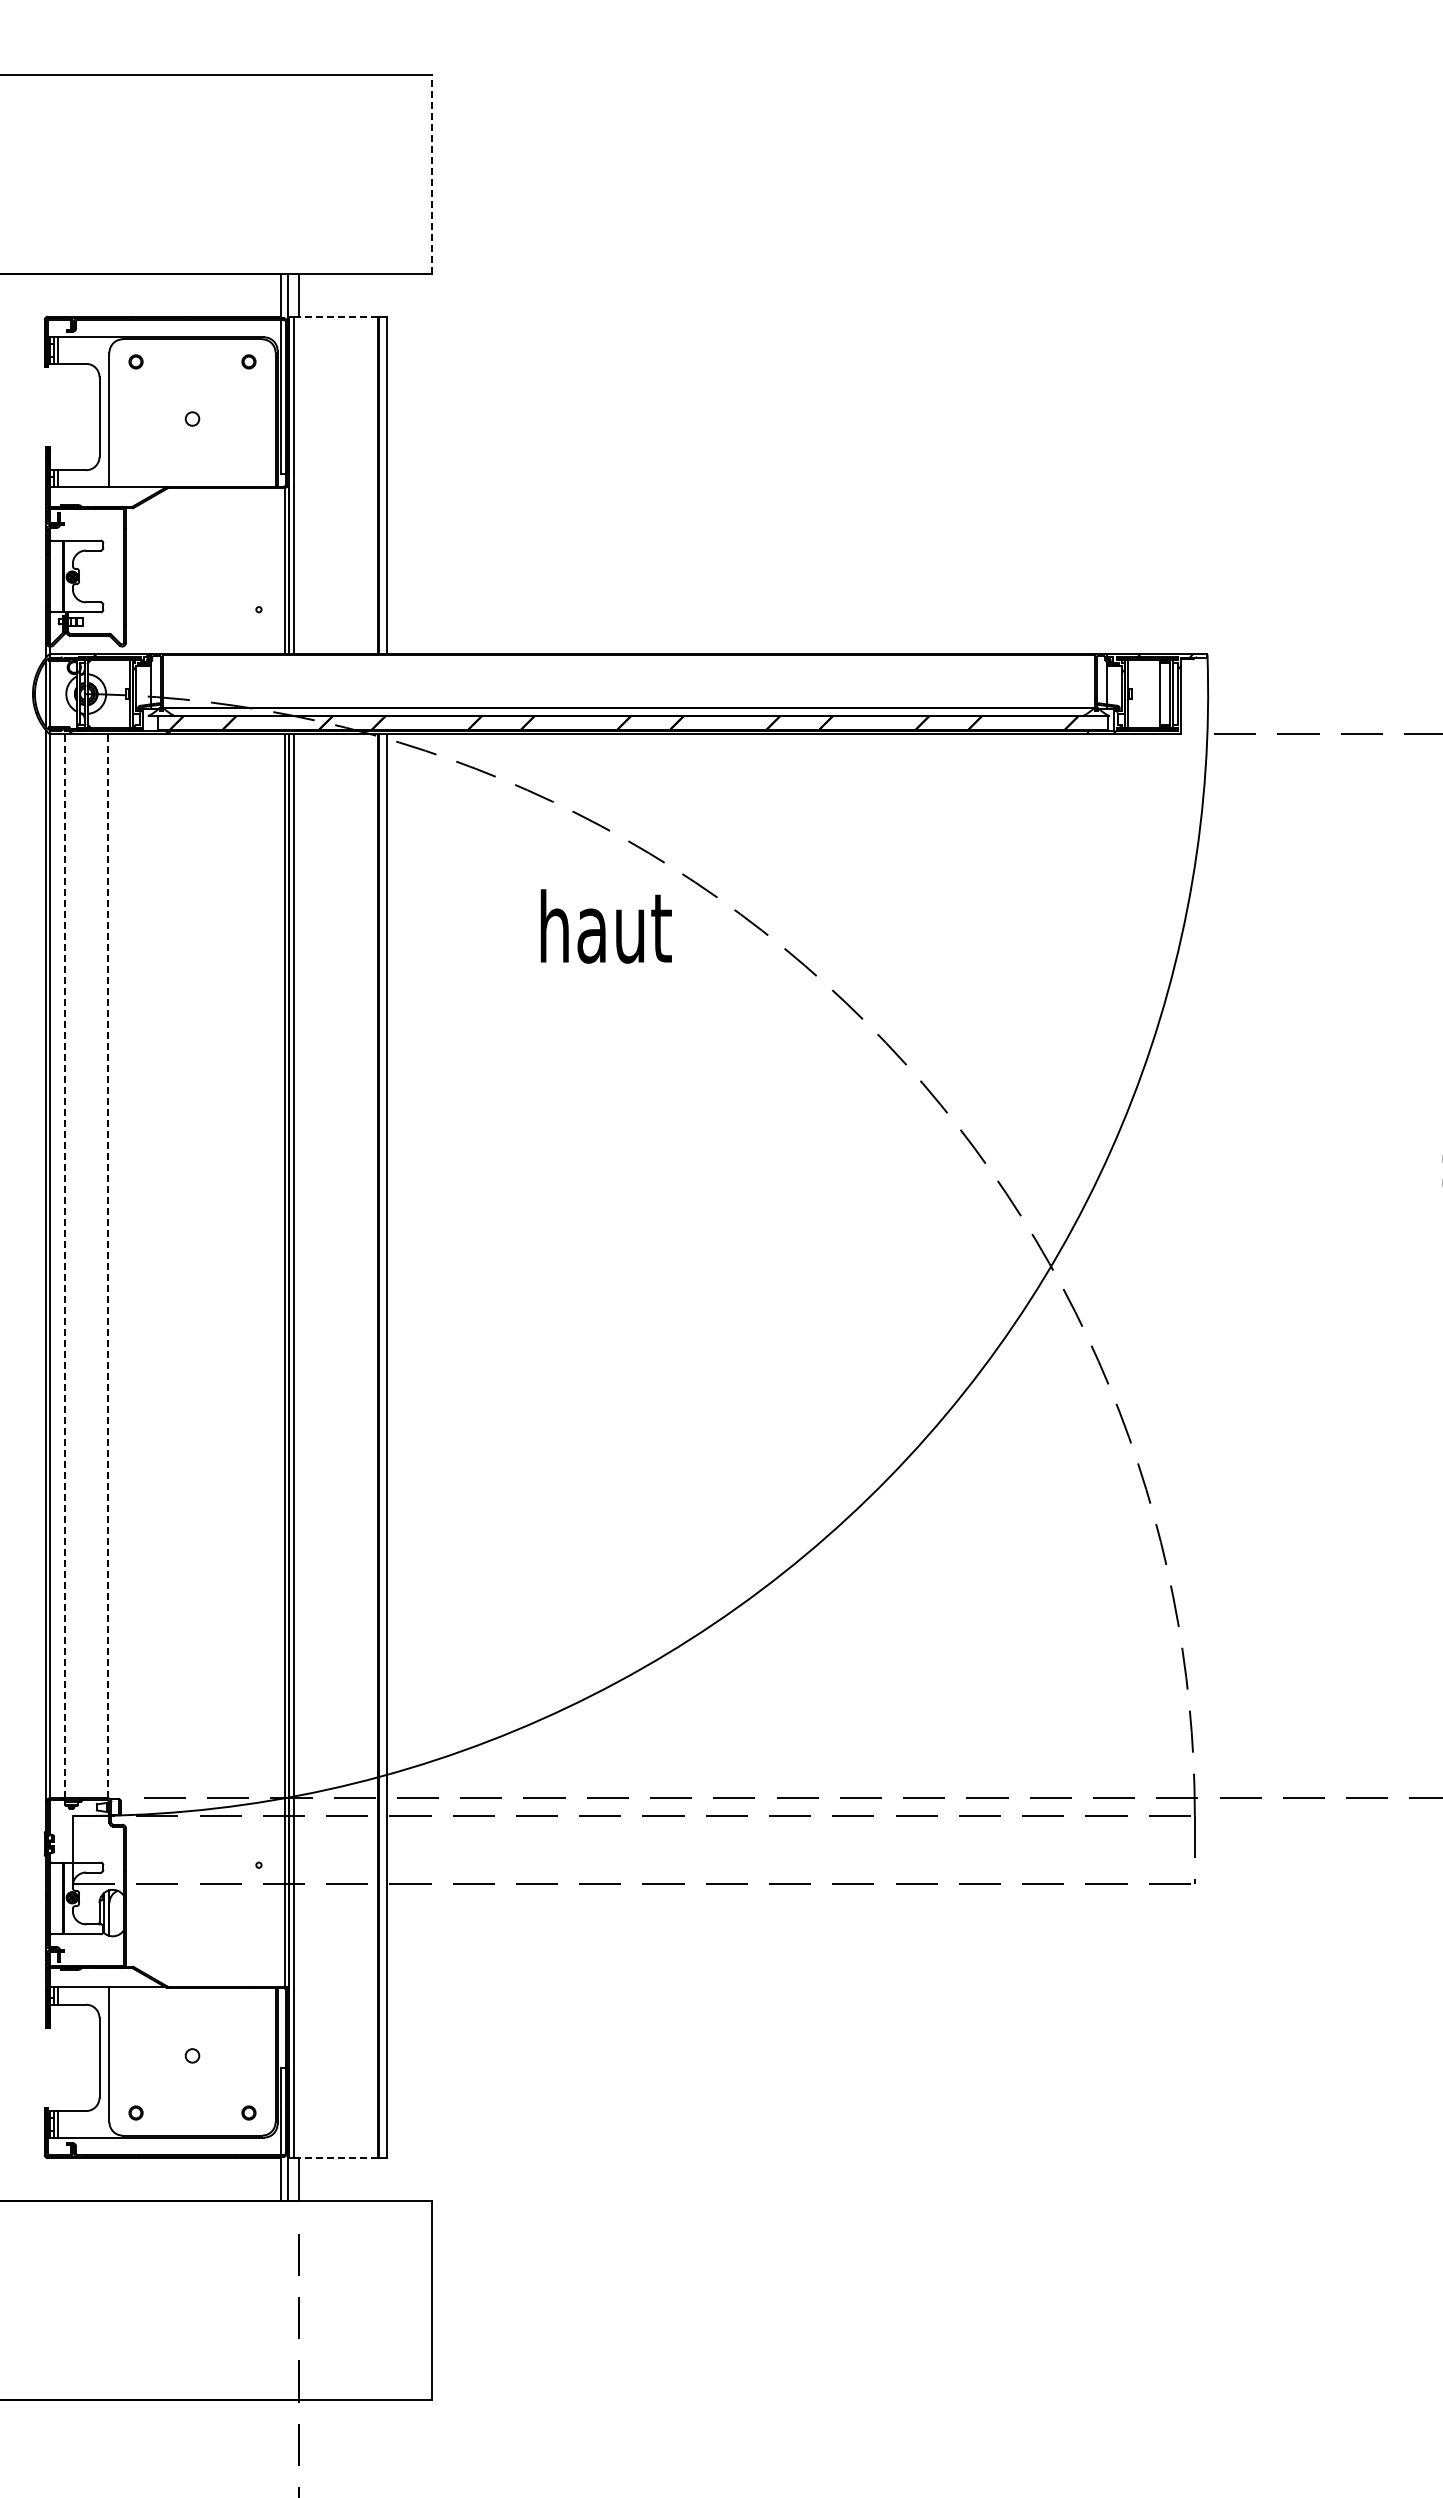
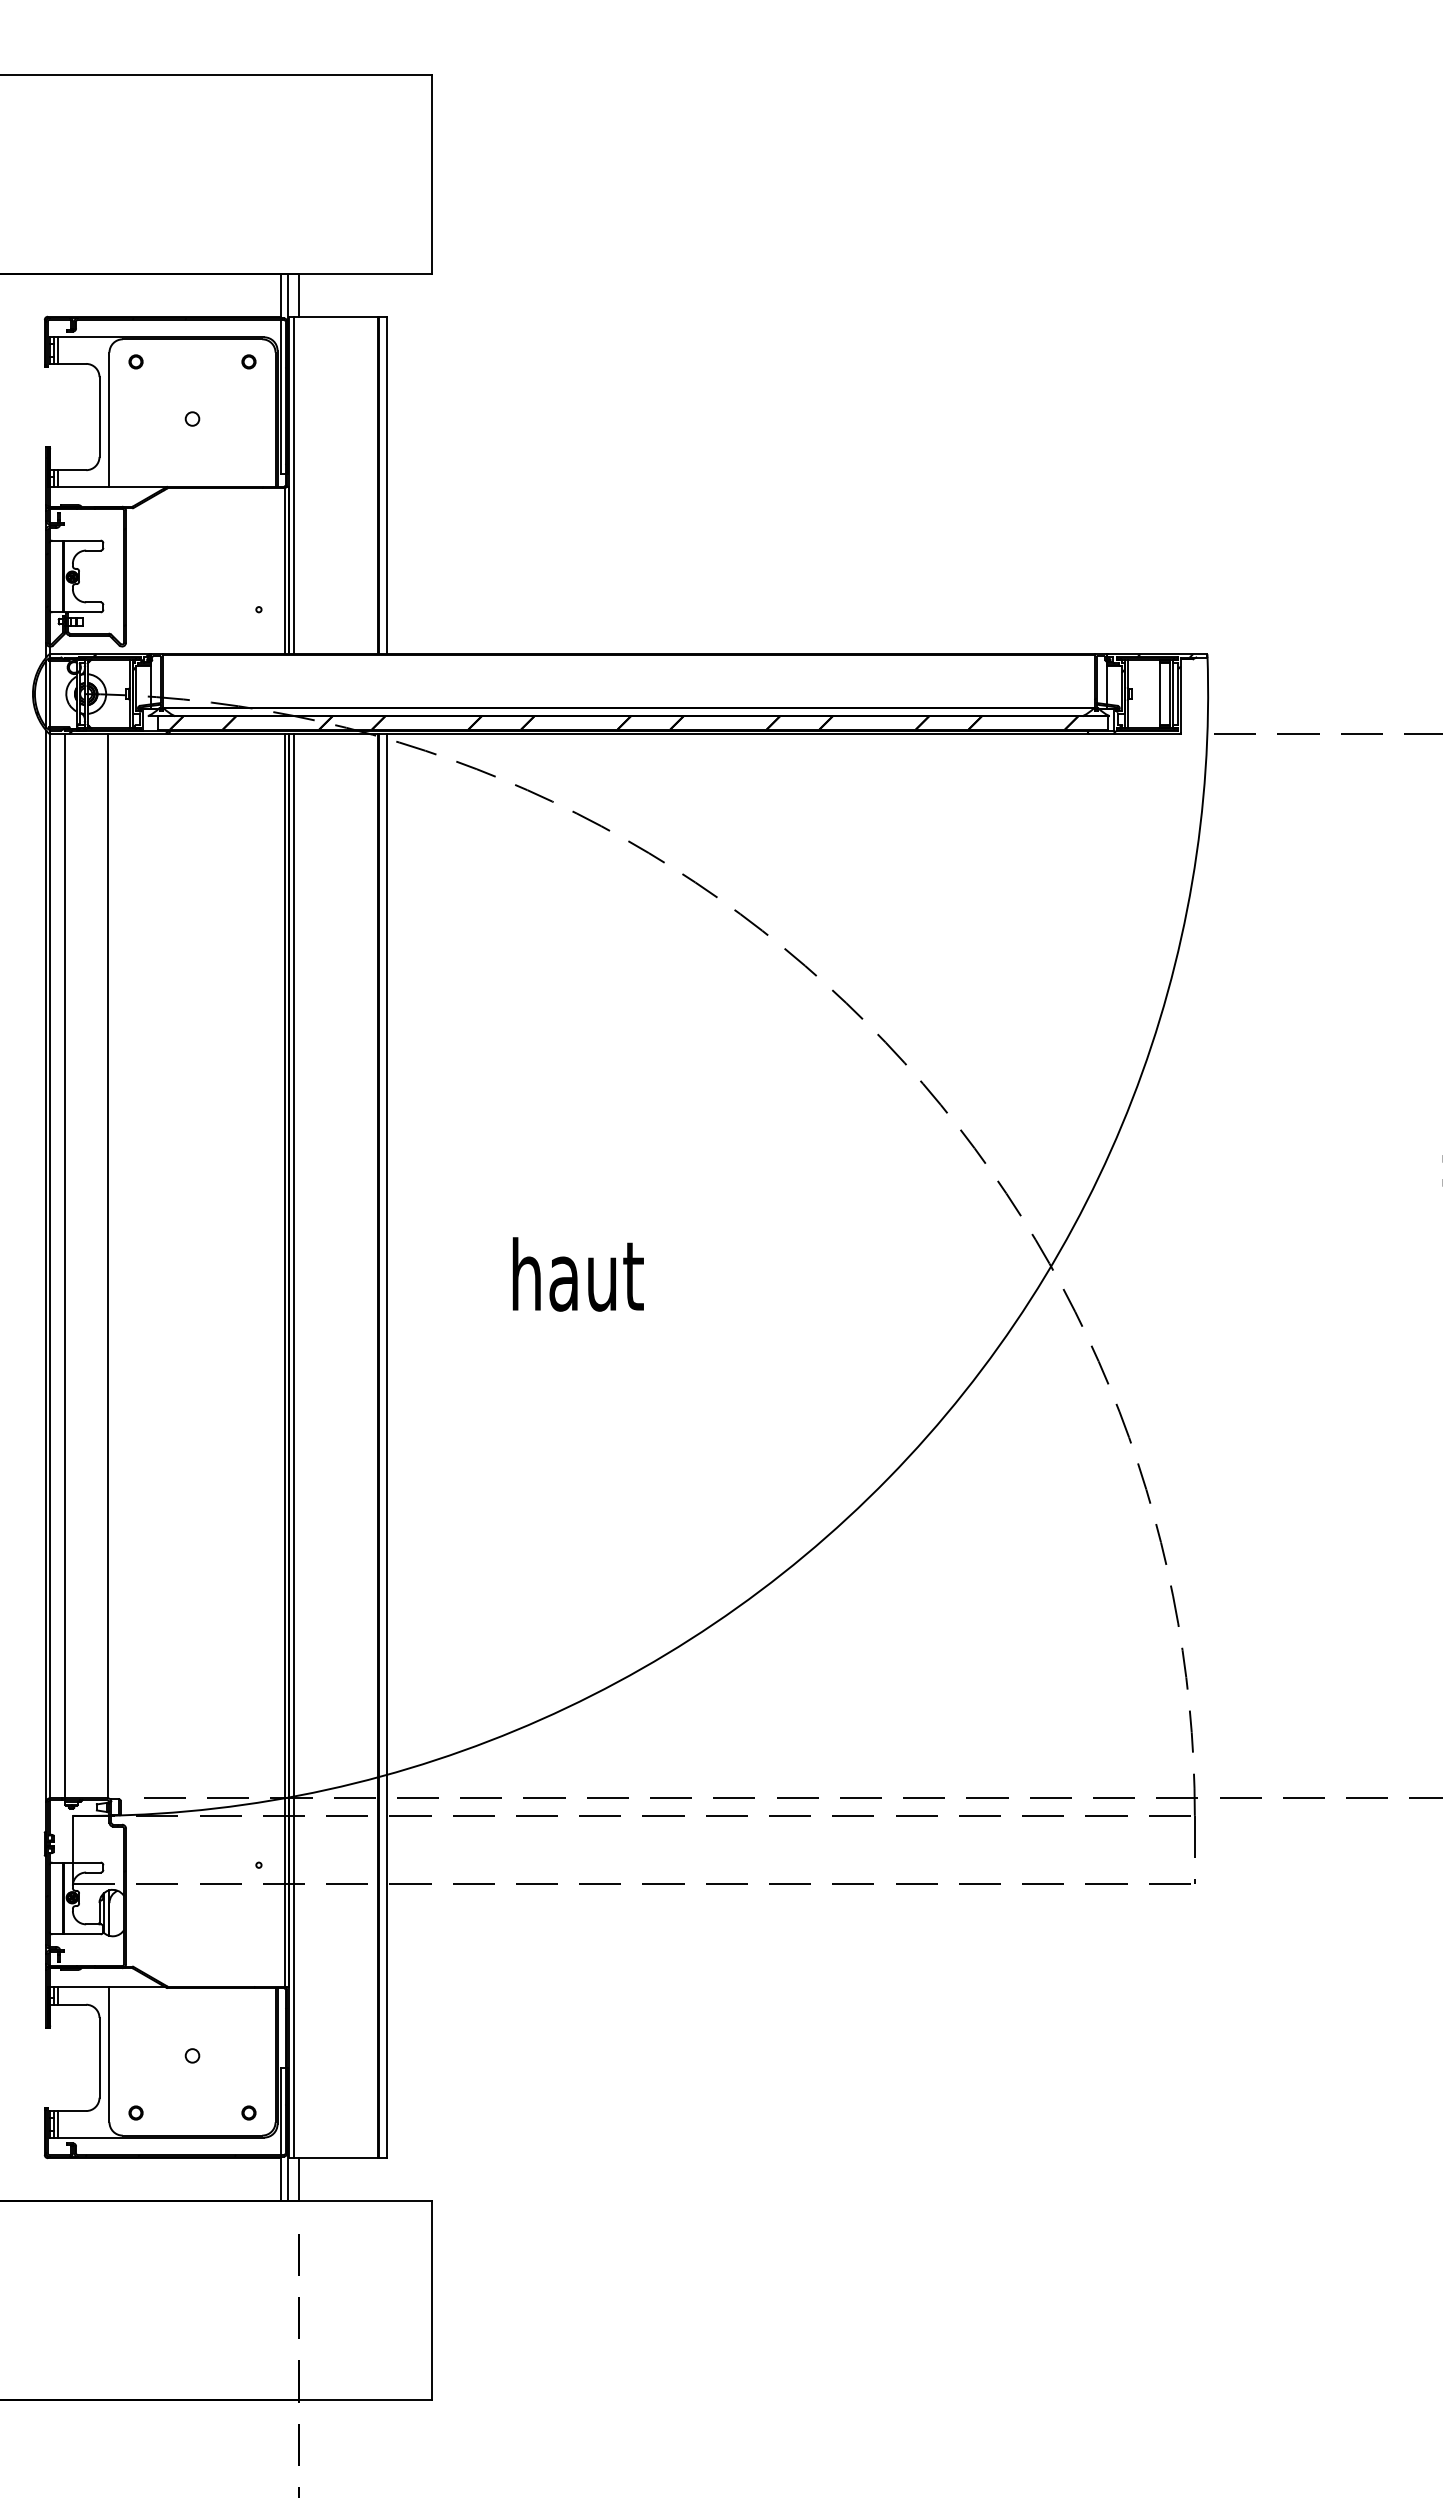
line: dashed -> solid (431, 174)
line: dashed -> solid (335, 317)
text position: (605, 926) -> (577, 1274) (577, 1274)
line: dashed -> solid (64, 1265)
line: dashed -> solid (107, 1265)
line: dashed -> solid (335, 2157)
